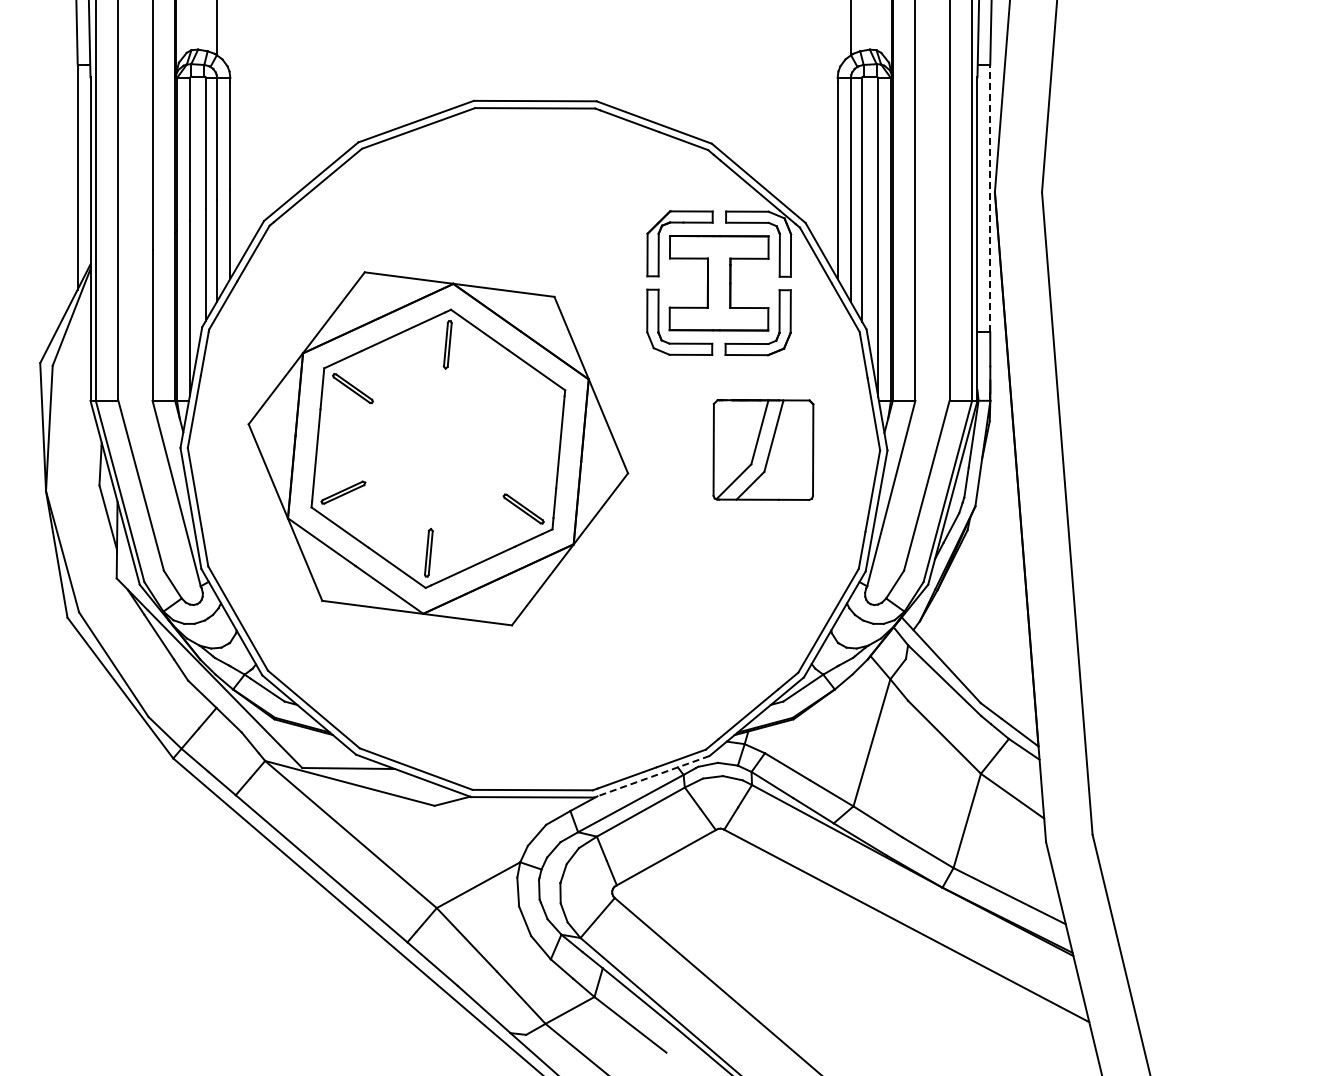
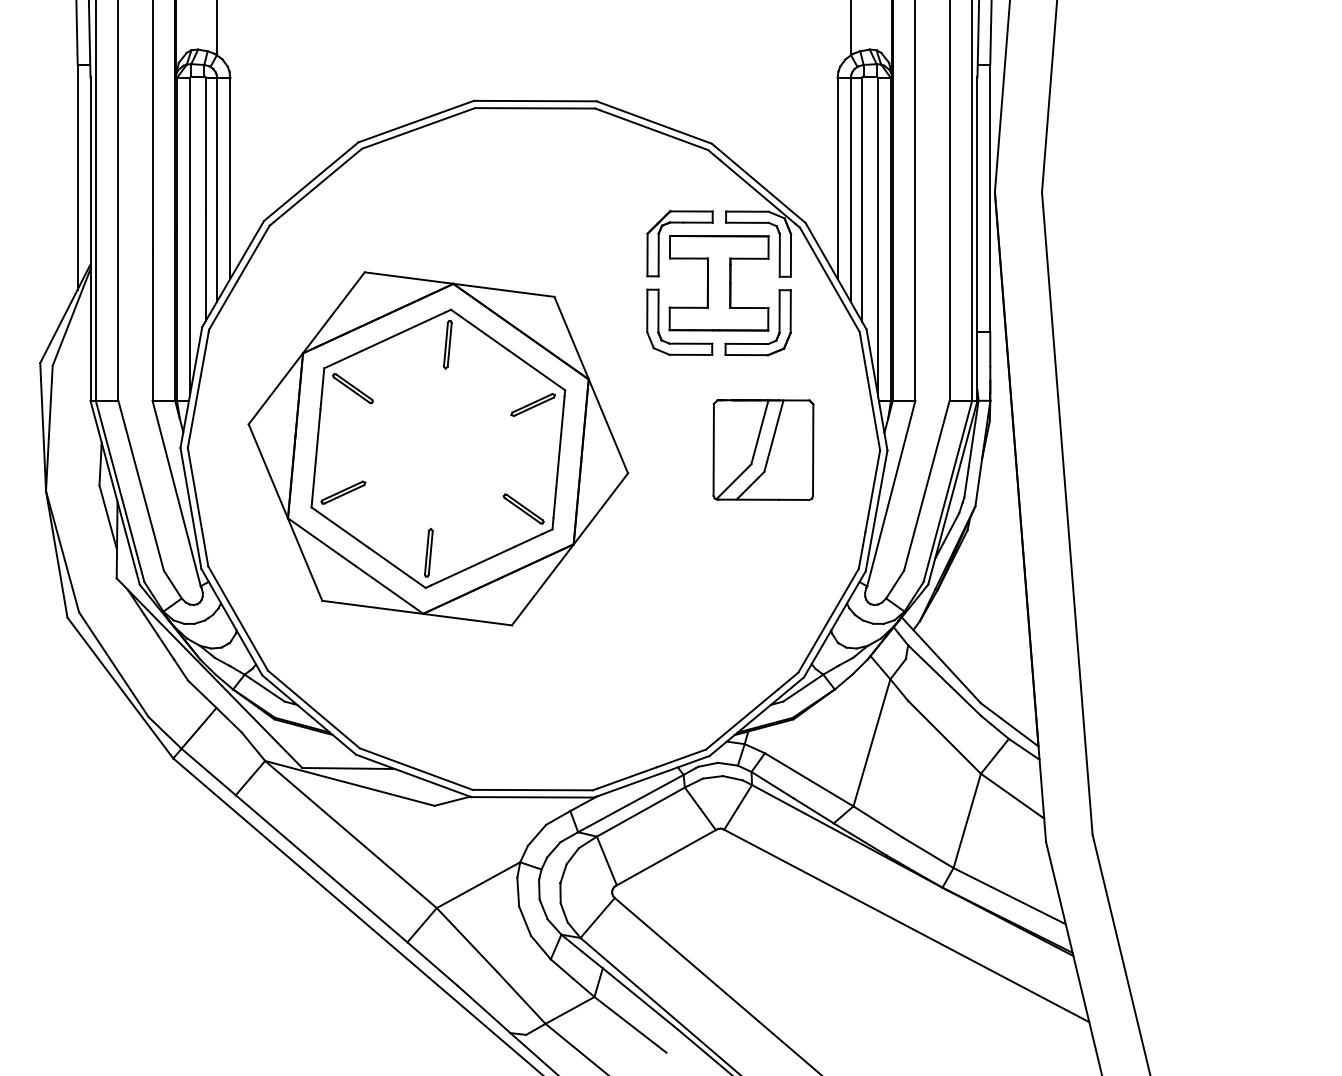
line: dashed -> solid (990, 198)
part: none -> present (532, 404)
line: dashed -> solid (651, 776)
